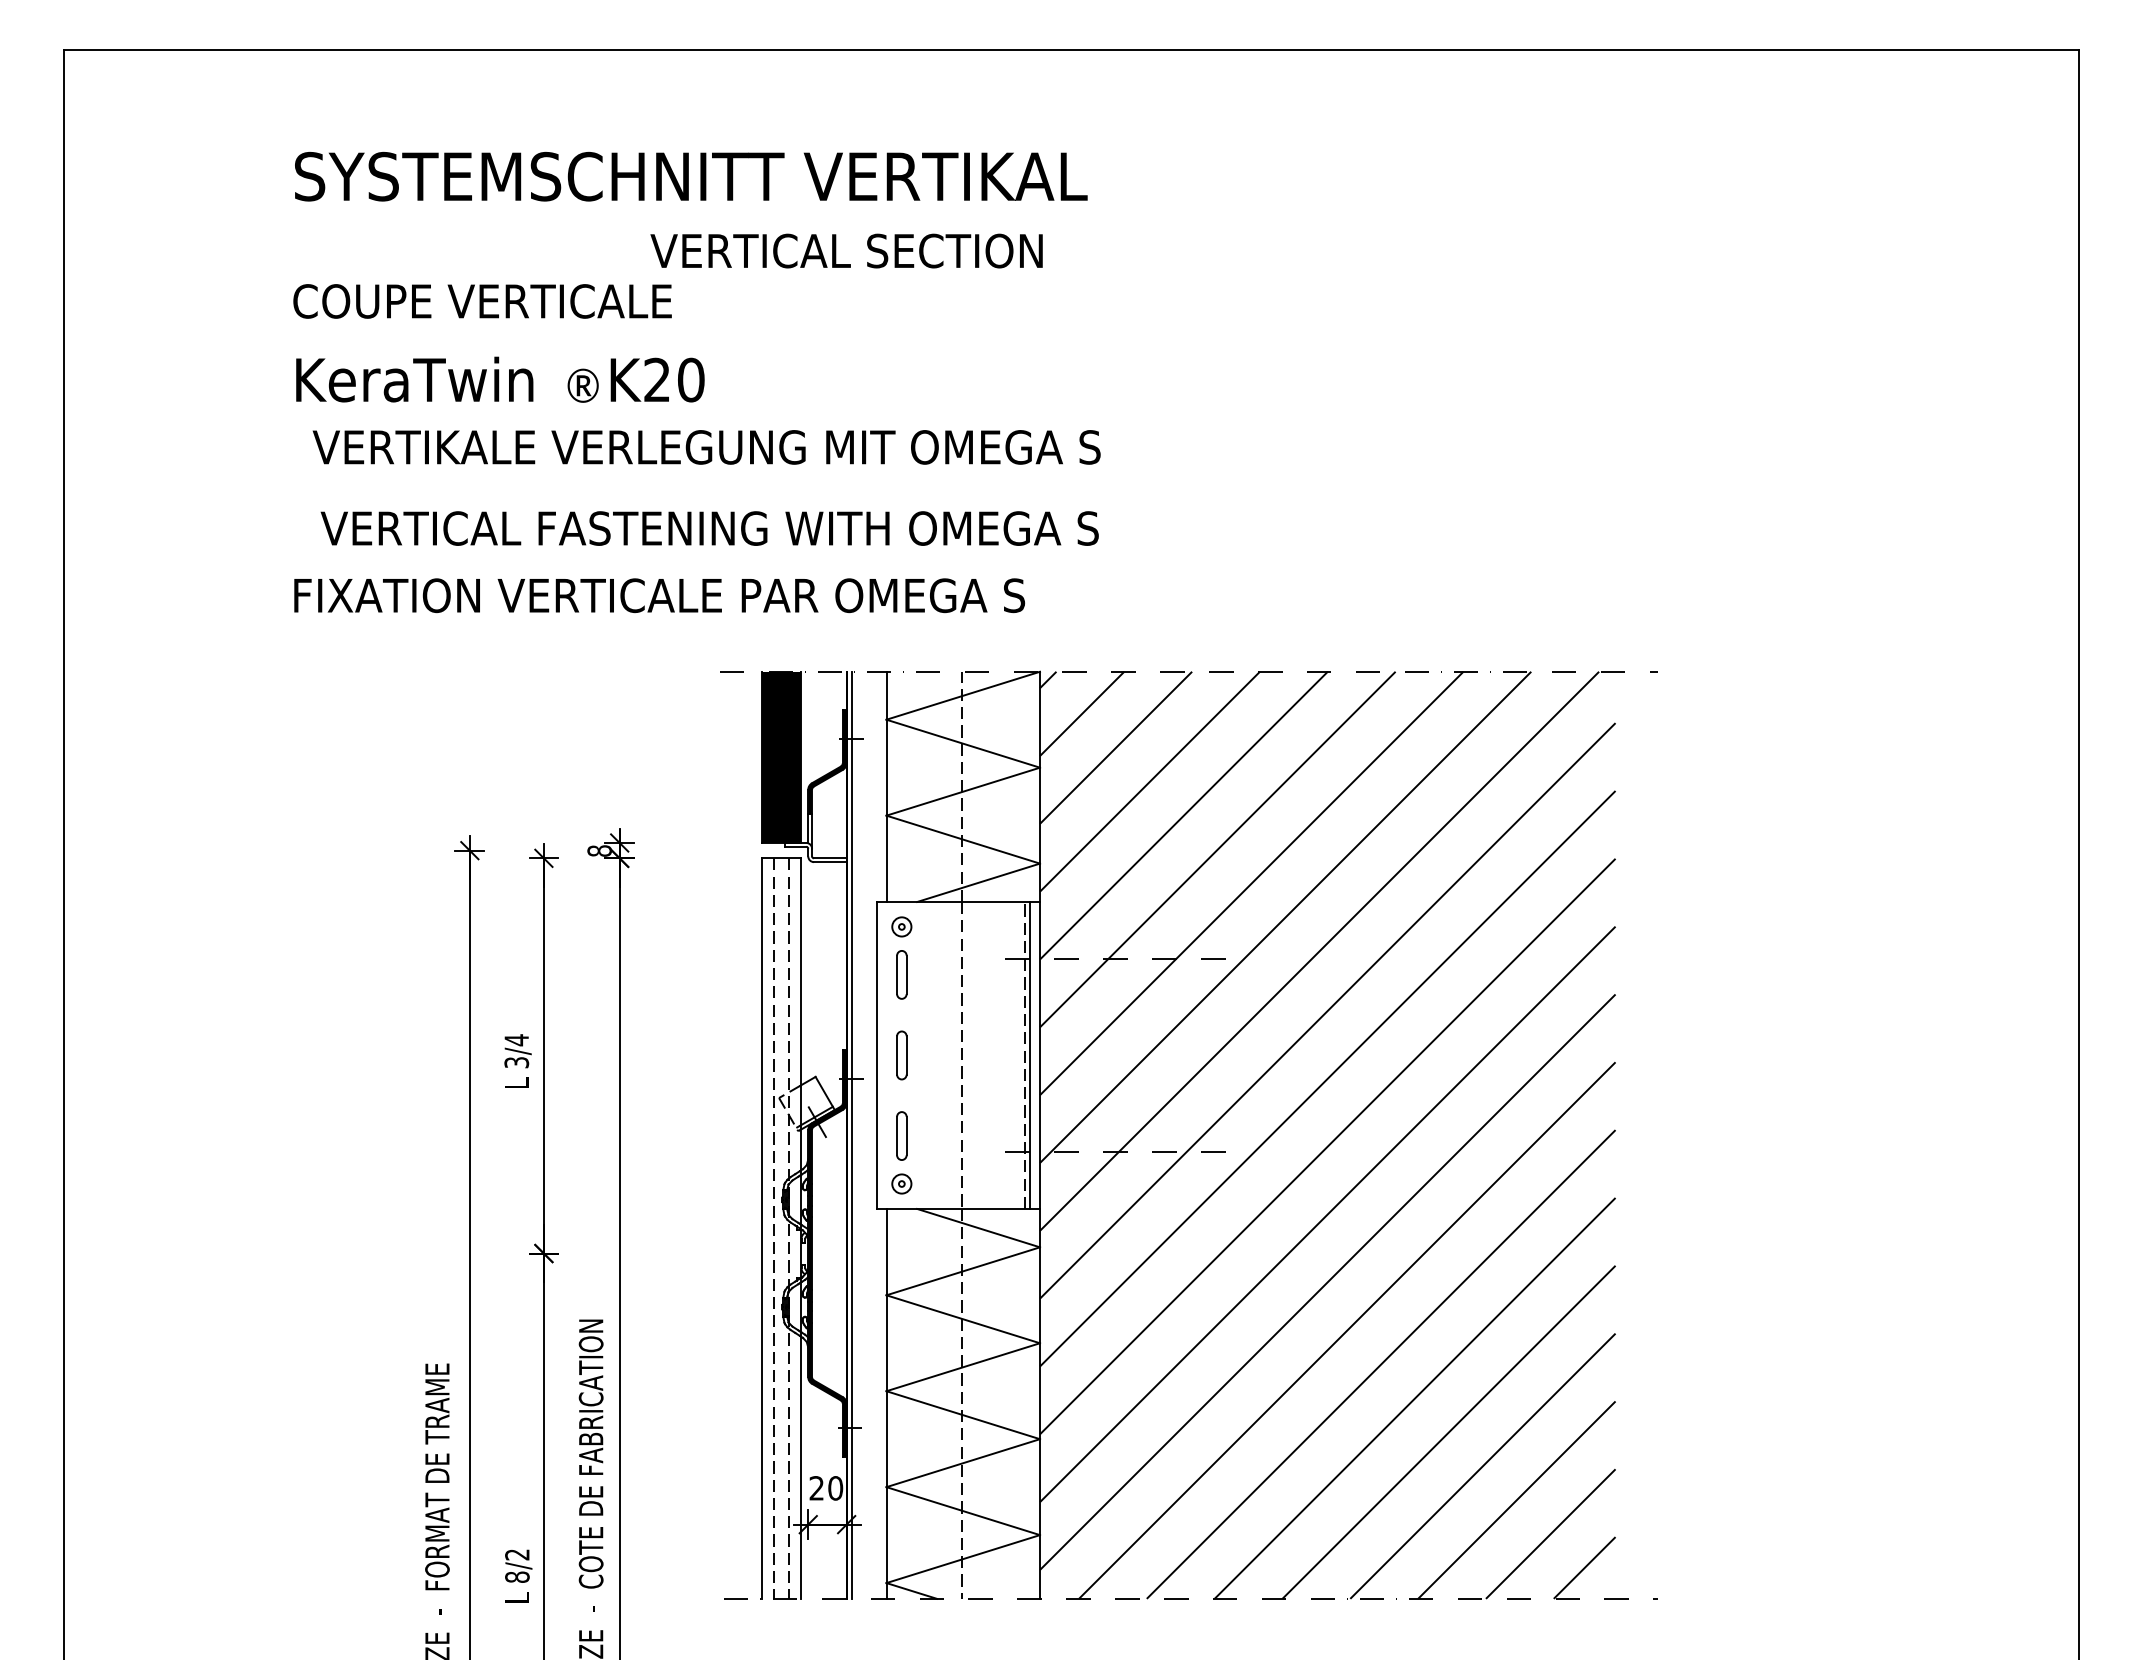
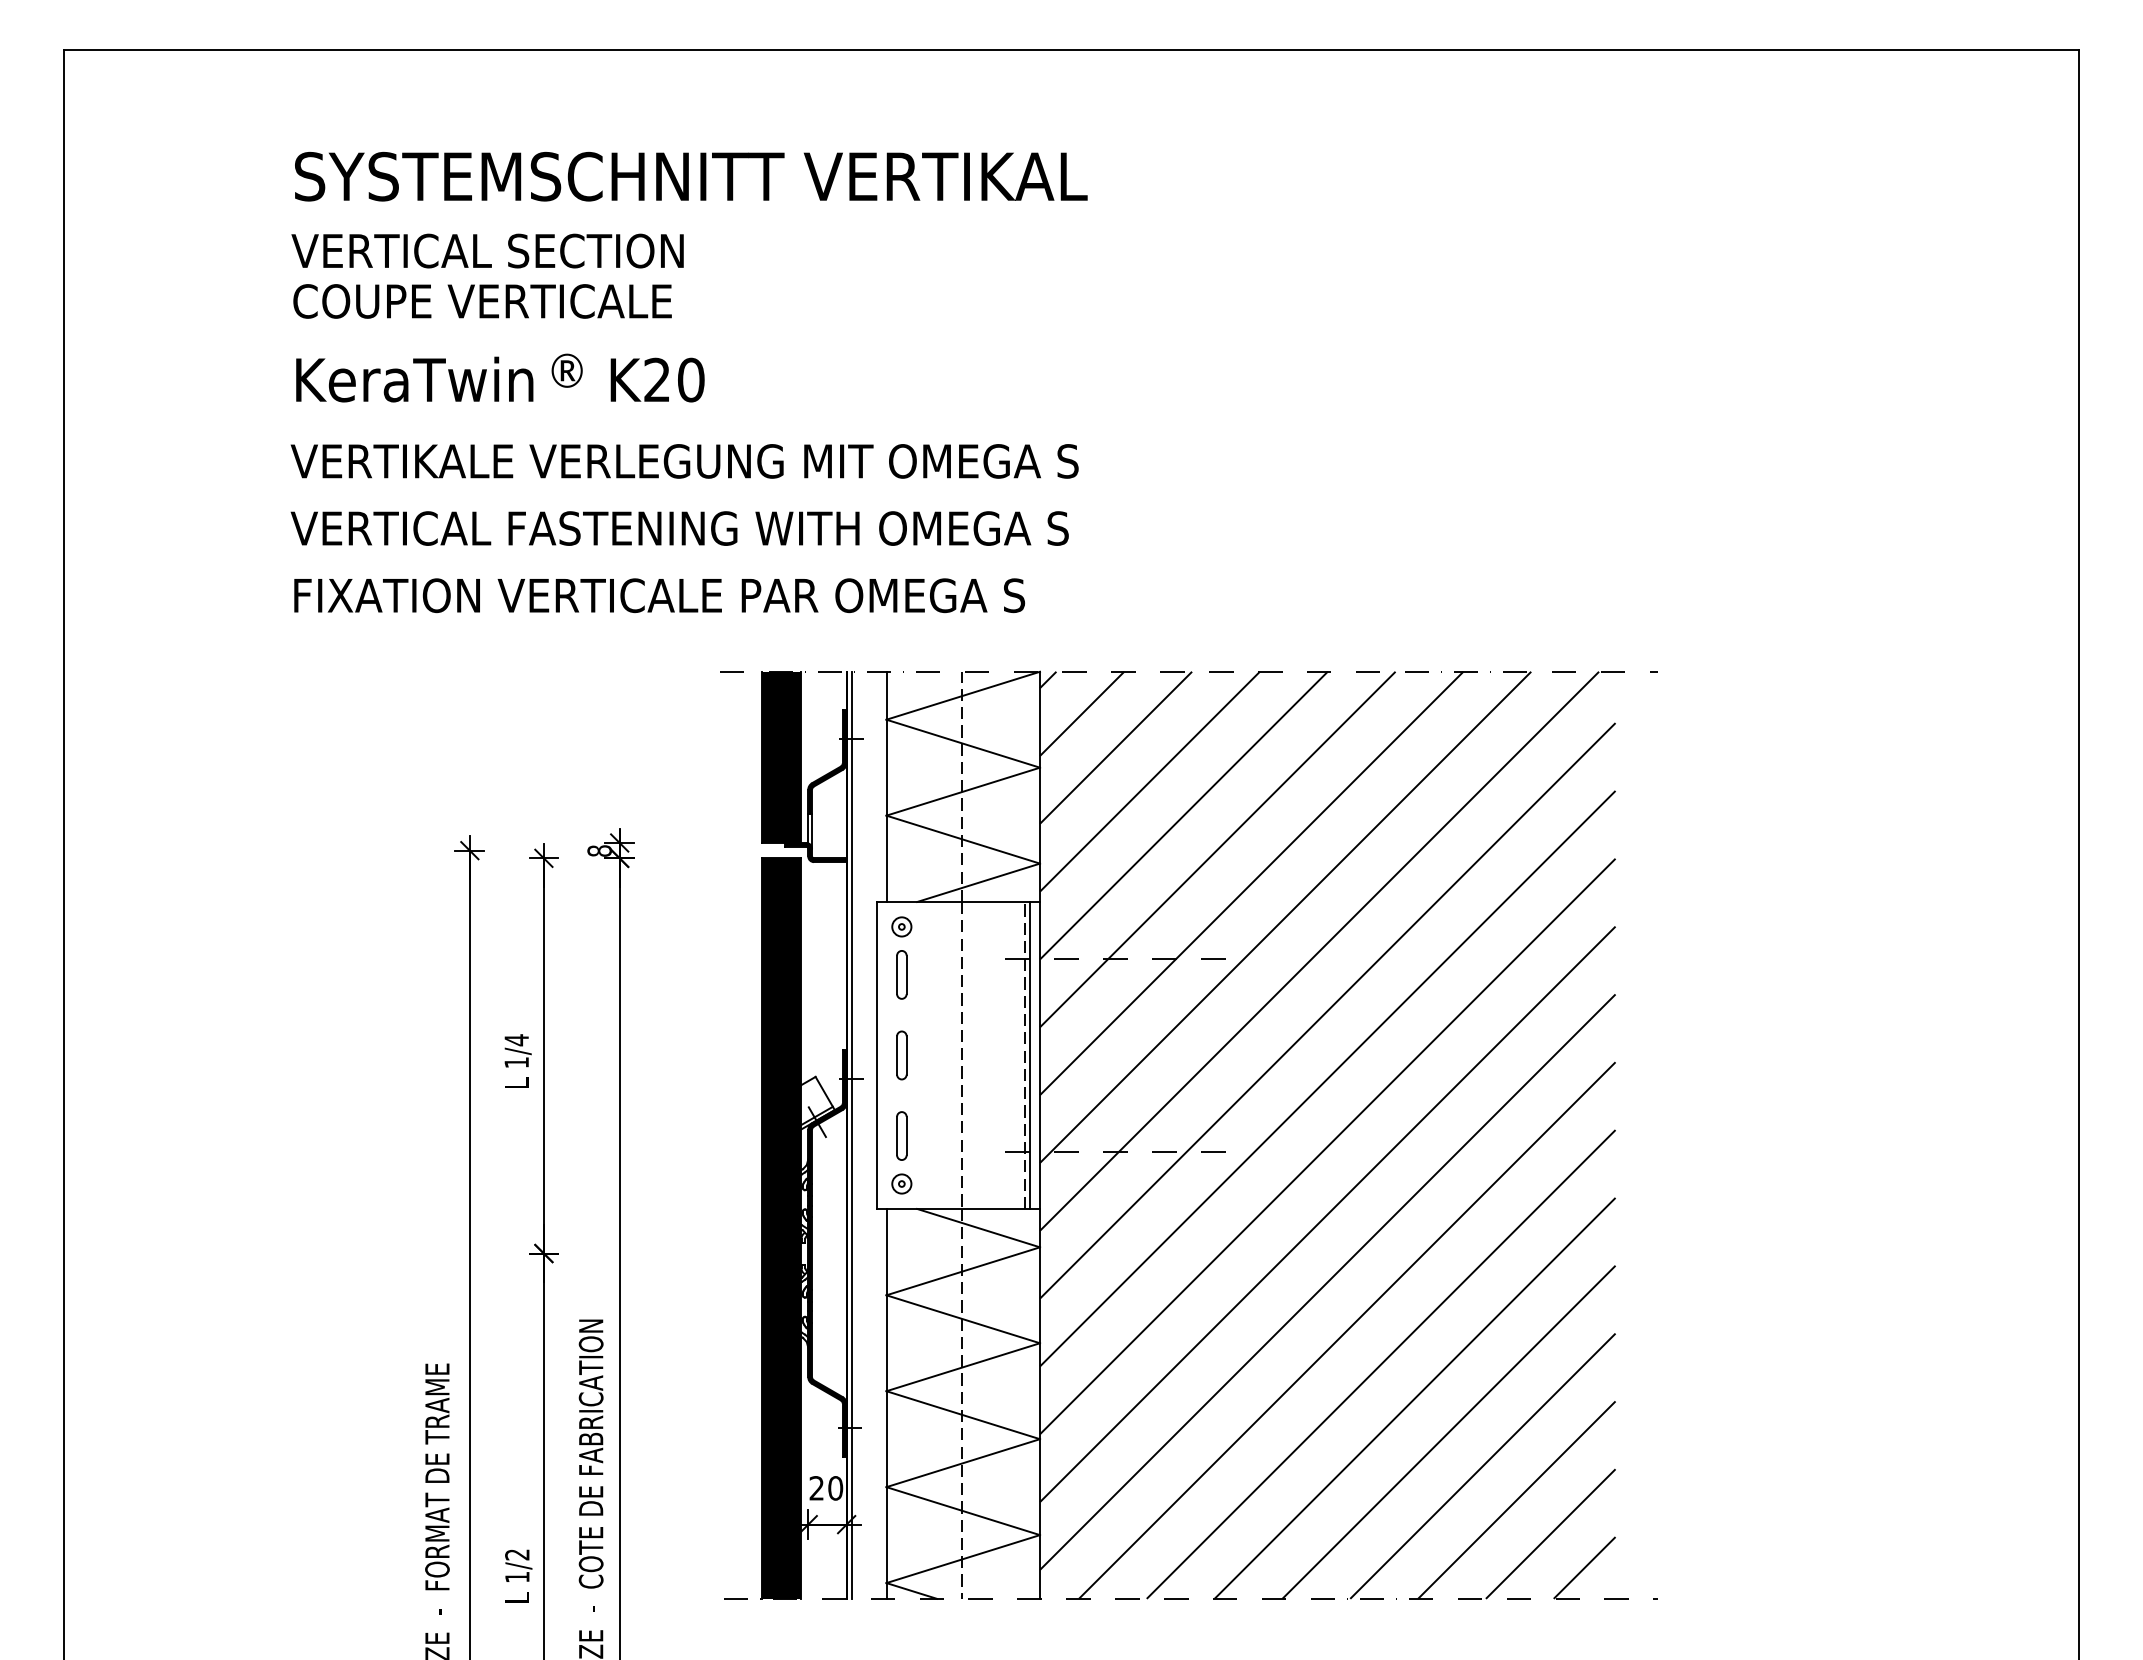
text position: (846, 250) -> (487, 250) (487, 250)
text position: (582, 385) -> (566, 370) (566, 370)
text position: (706, 447) -> (684, 461) (684, 461)
text position: (709, 528) -> (679, 528) (679, 528)
fill: none -> present (815, 852)
text: 3/4 -> 1/4 (516, 1062)
fill: none -> present (781, 1228)
text: 8/2 -> 1/2 (517, 1576)
